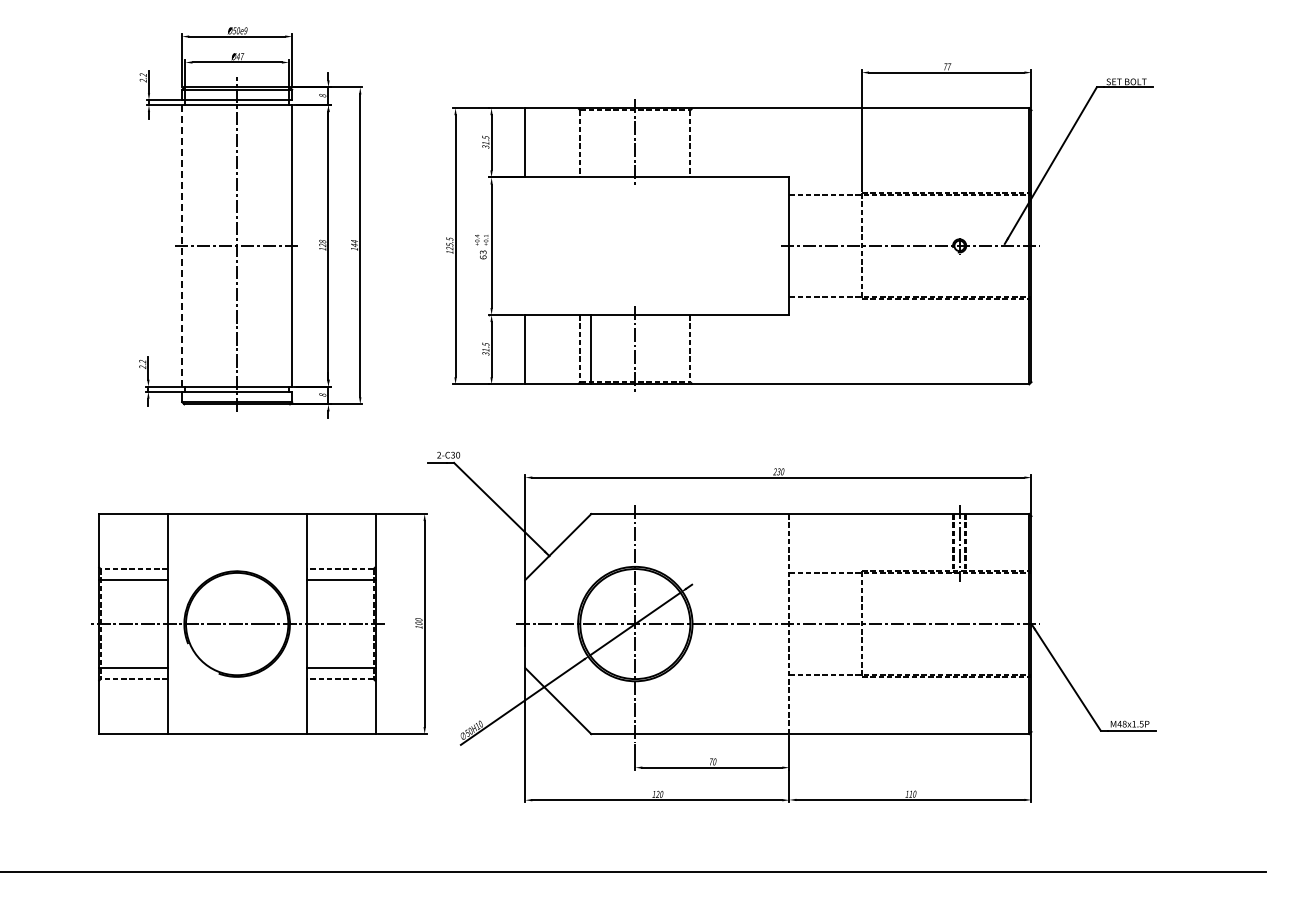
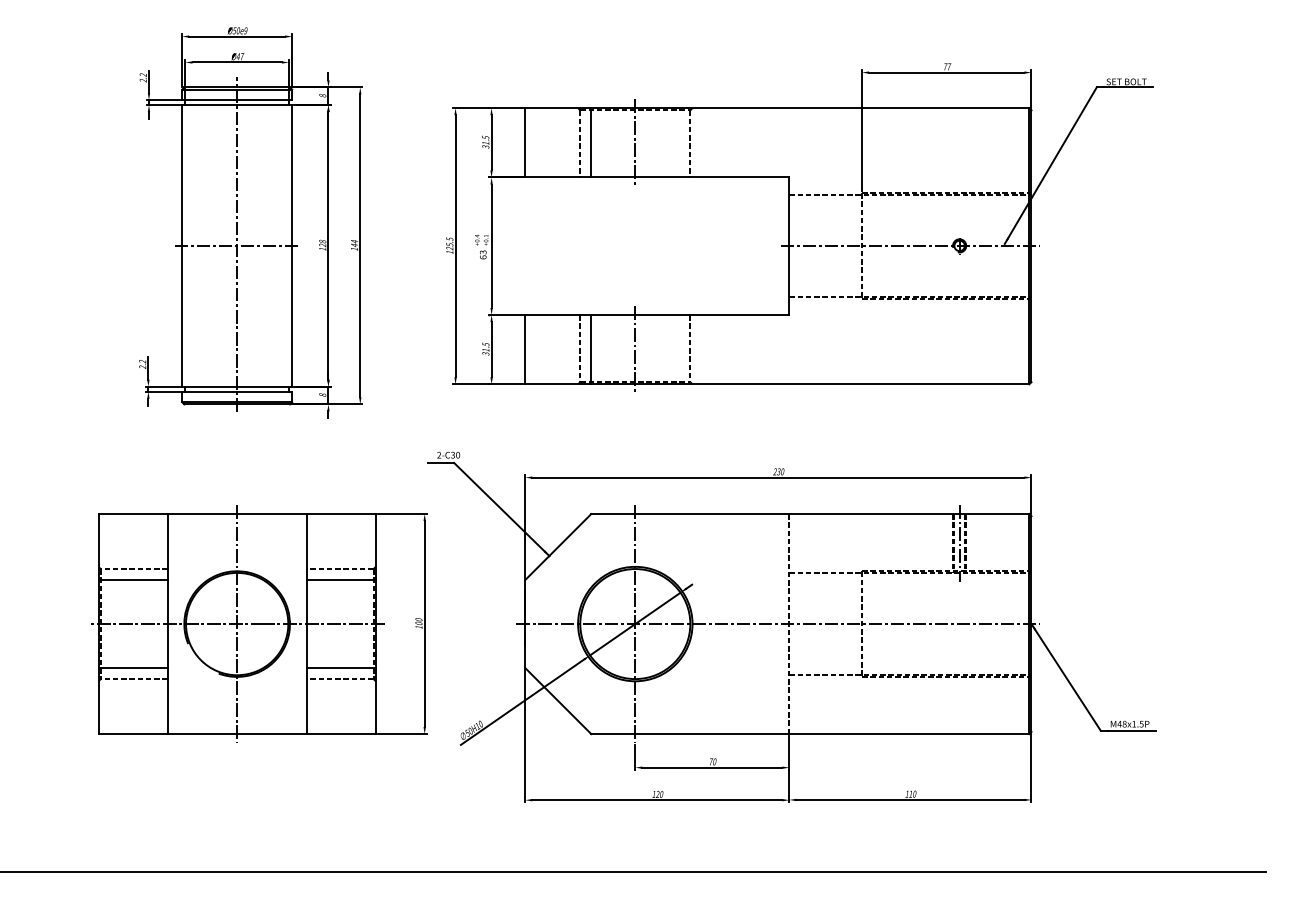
line: none -> present (591, 142)
line: dashed -> solid (182, 245)
line: none -> present (237, 623)
